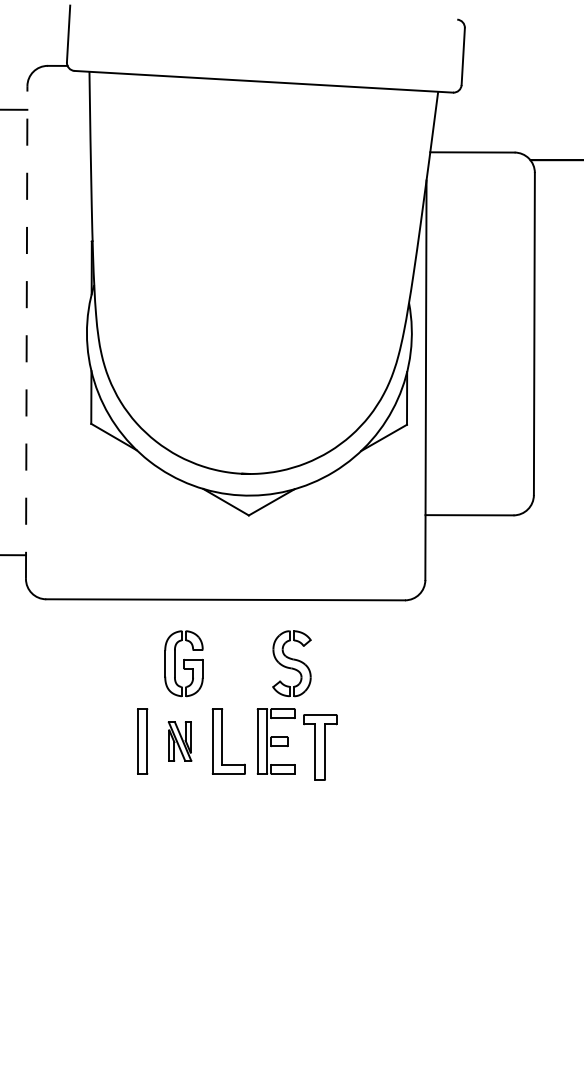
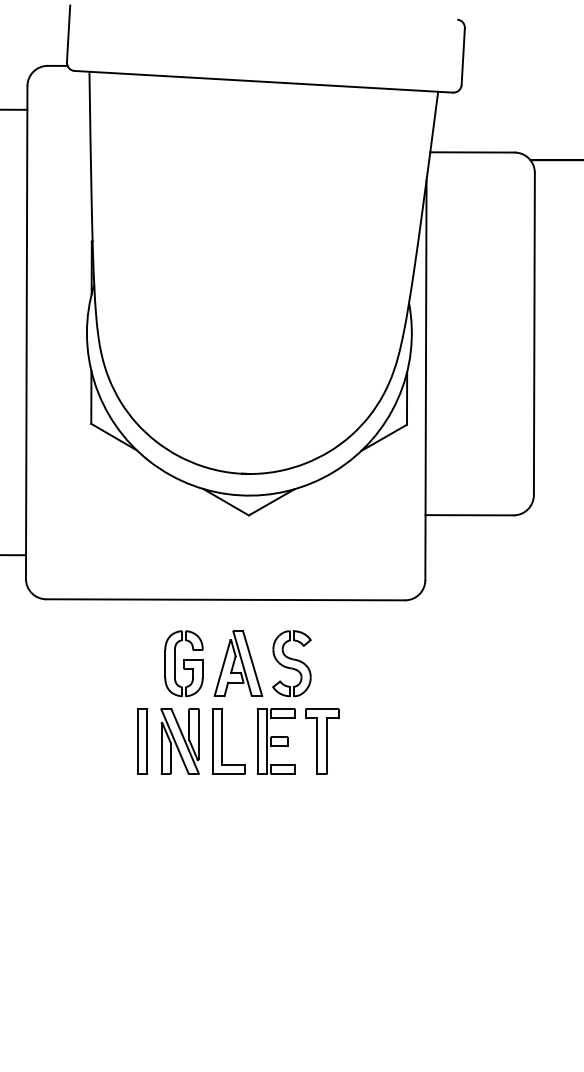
line: dashed -> solid (26, 332)
part: none -> present (238, 663)
part size: 26x41 px -> 40x67 px (179, 741)
part position: (320, 747) -> (322, 741) (322, 741)
